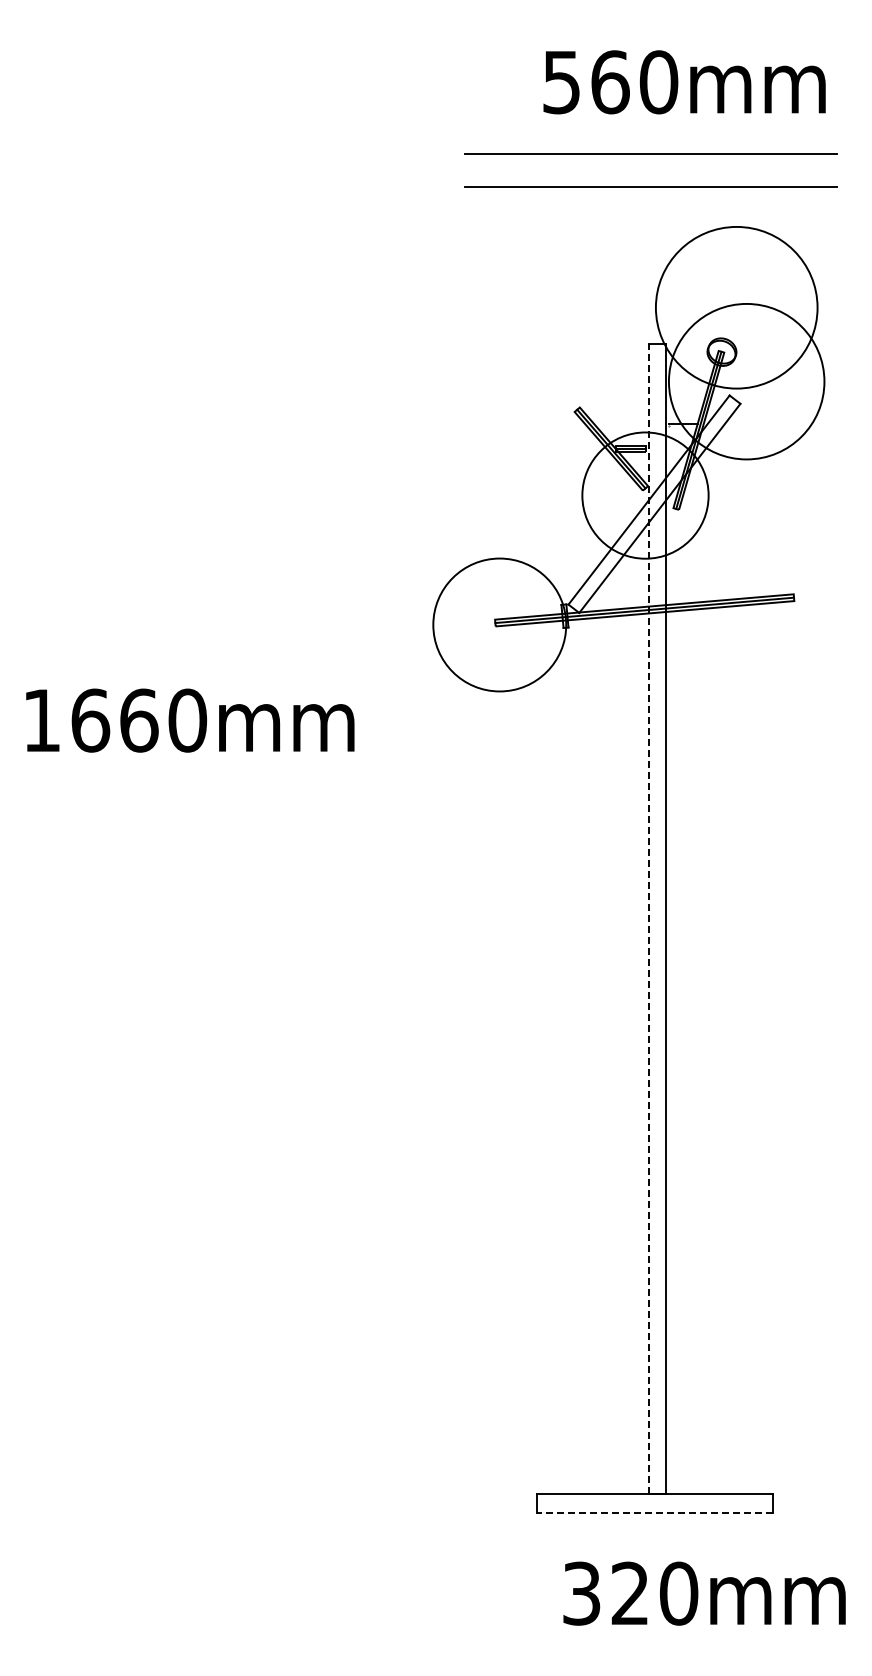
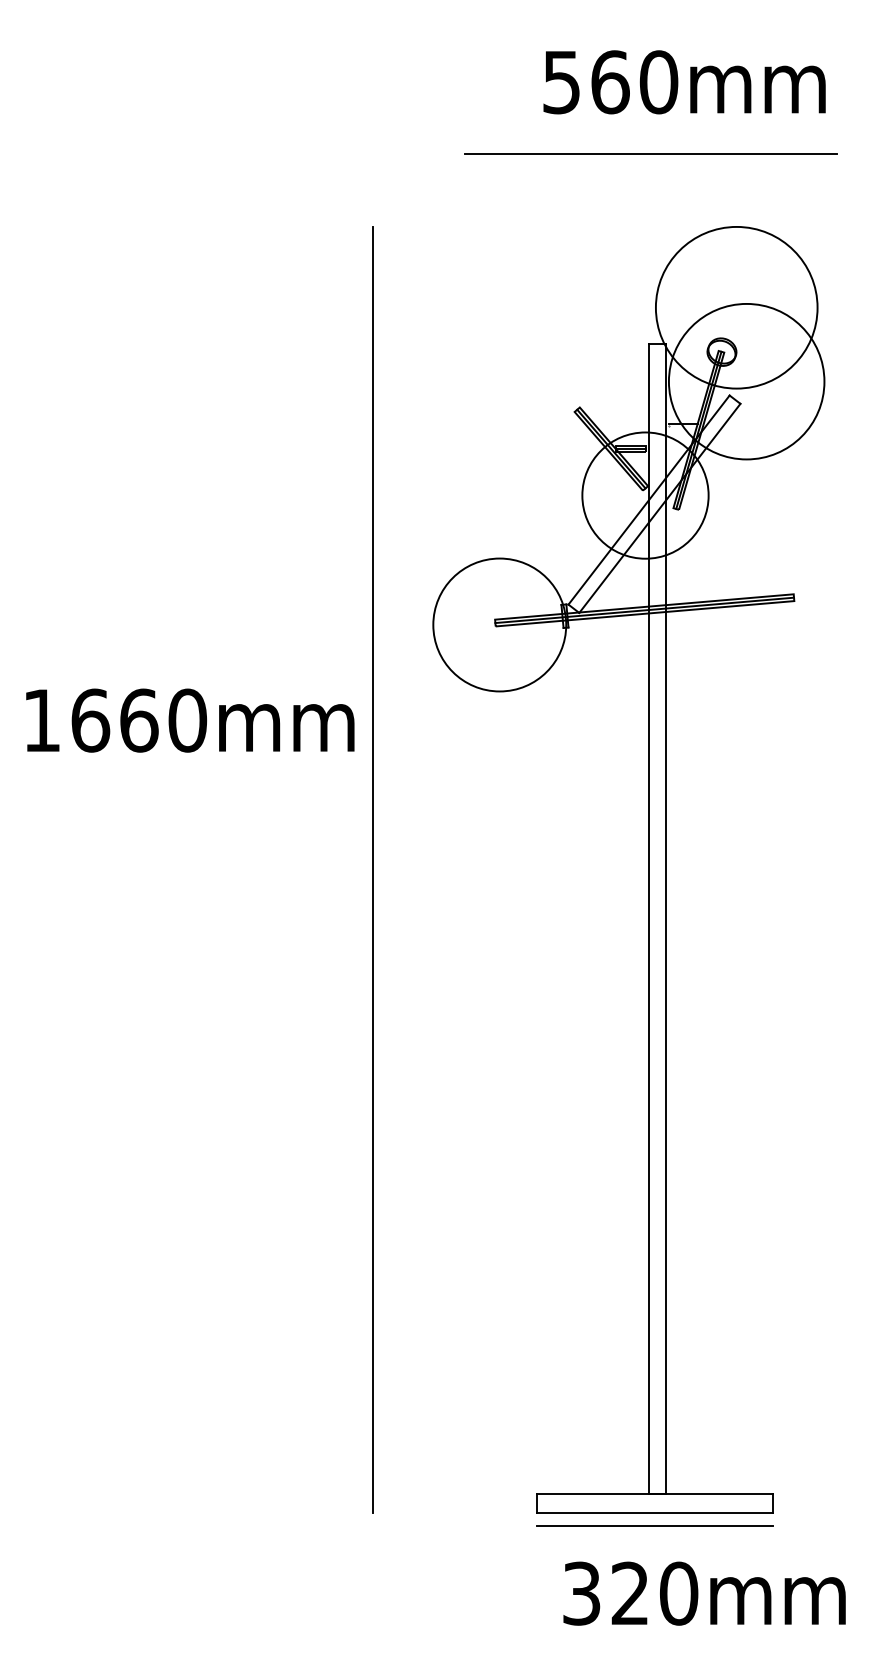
line: present -> none (650, 186)
line: none -> present (372, 869)
line: dashed -> solid (649, 918)
line: dashed -> solid (654, 1512)
line: none -> present (654, 1525)
